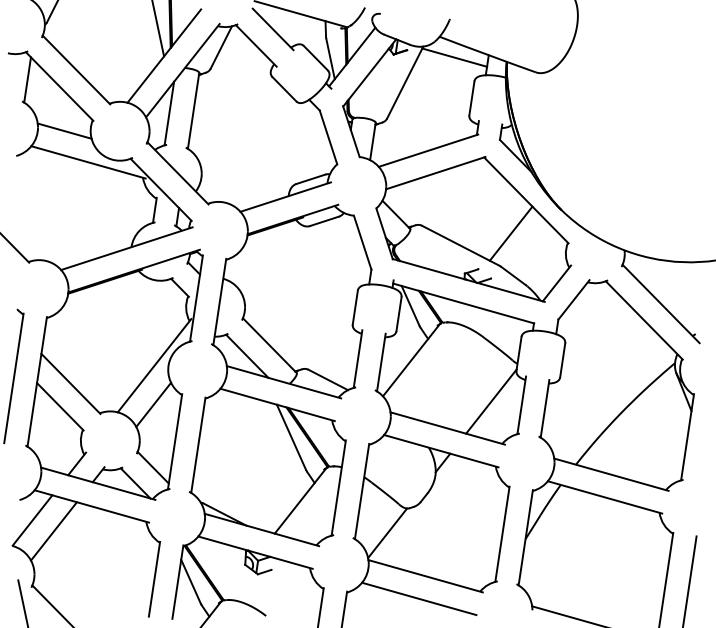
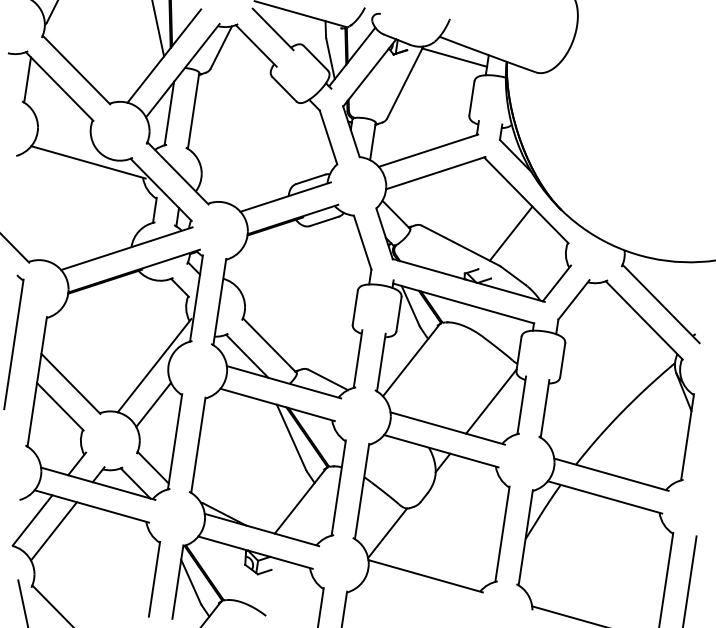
line: present -> none (64, 130)
part position: (13, 376) -> (13, 342) (13, 342)
line: present -> none (419, 598)
